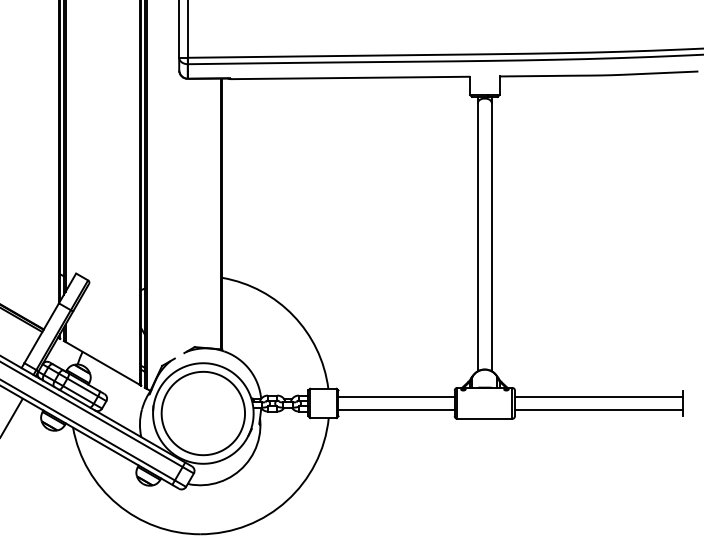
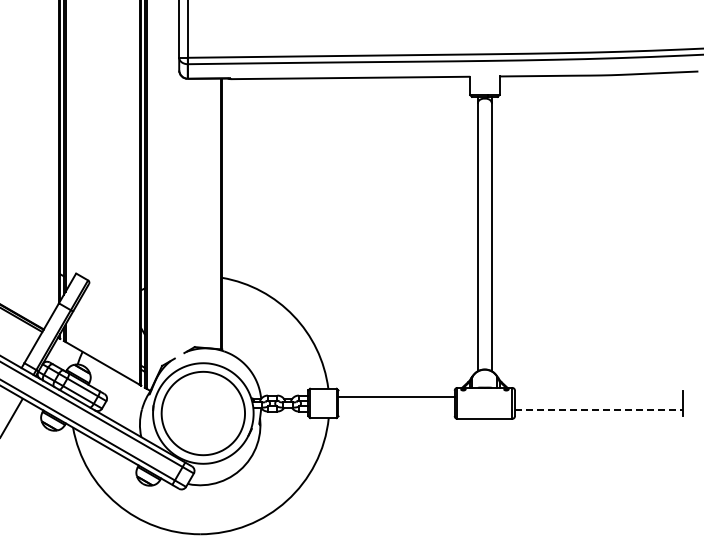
line: present -> none (598, 396)
line: present -> none (396, 410)
line: solid -> dashed (598, 410)
